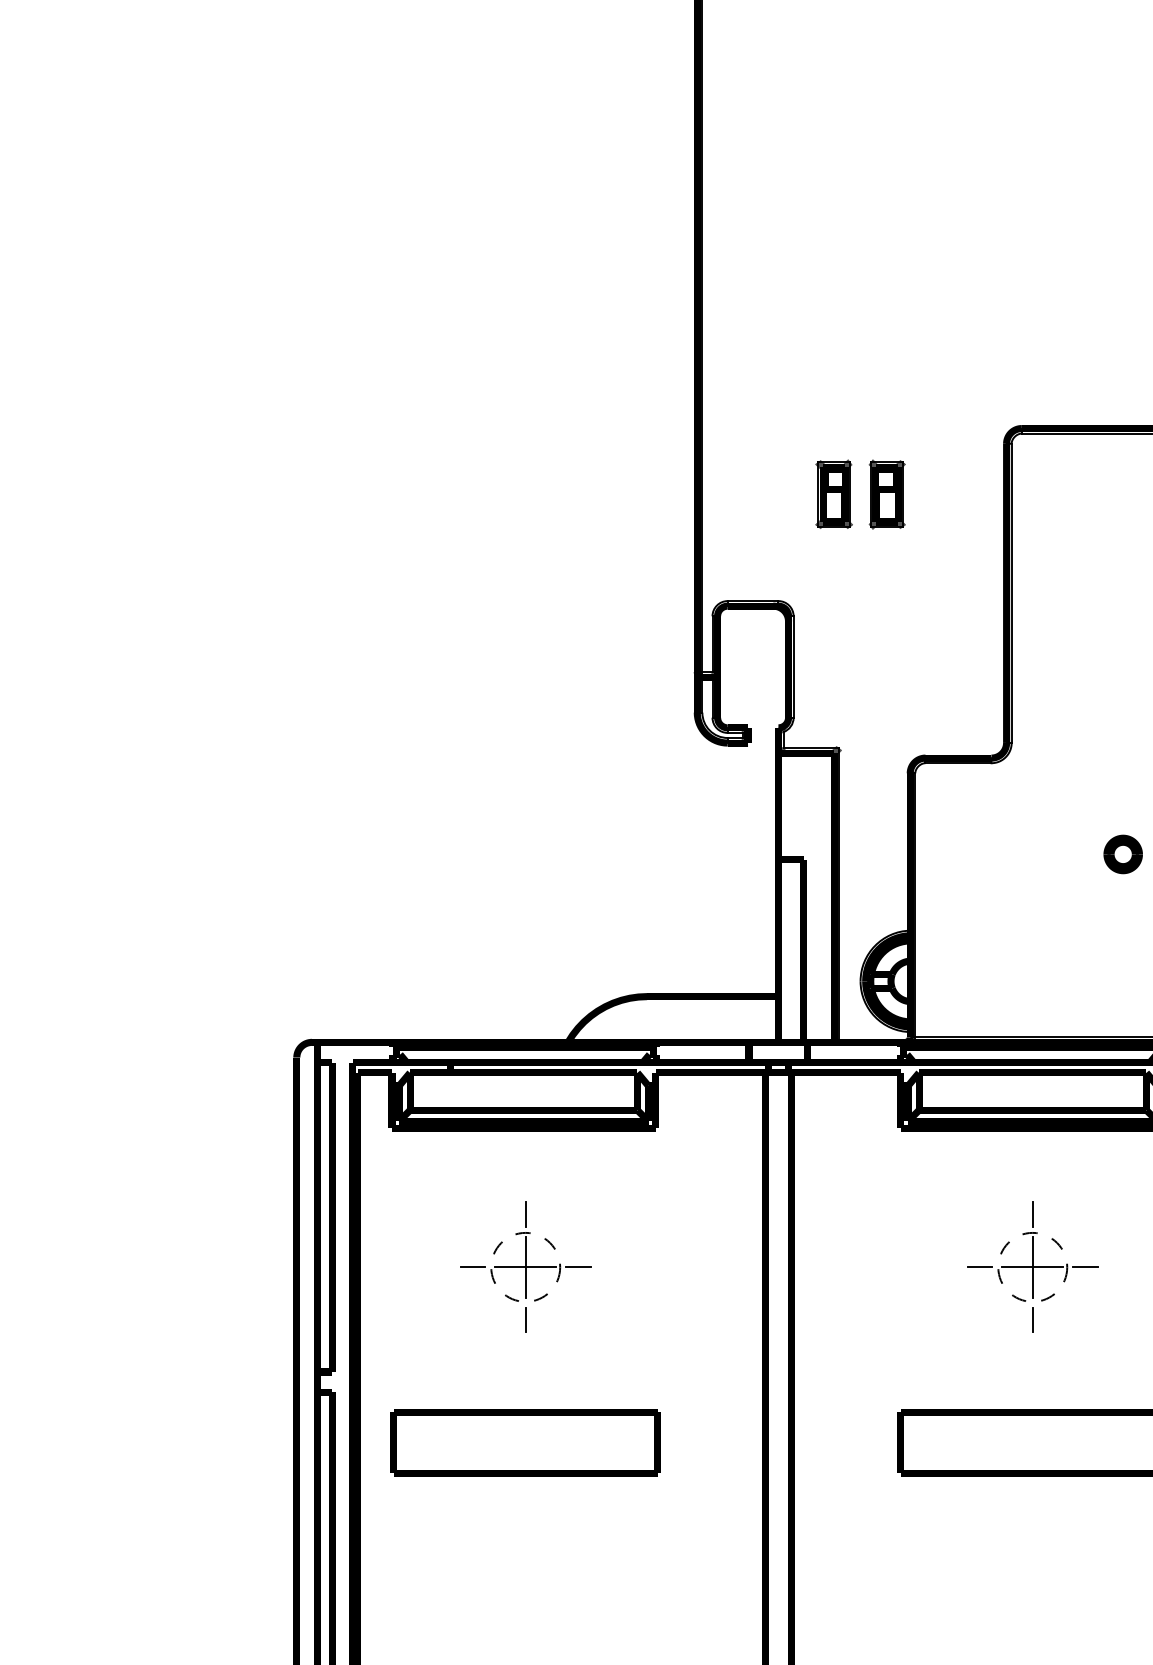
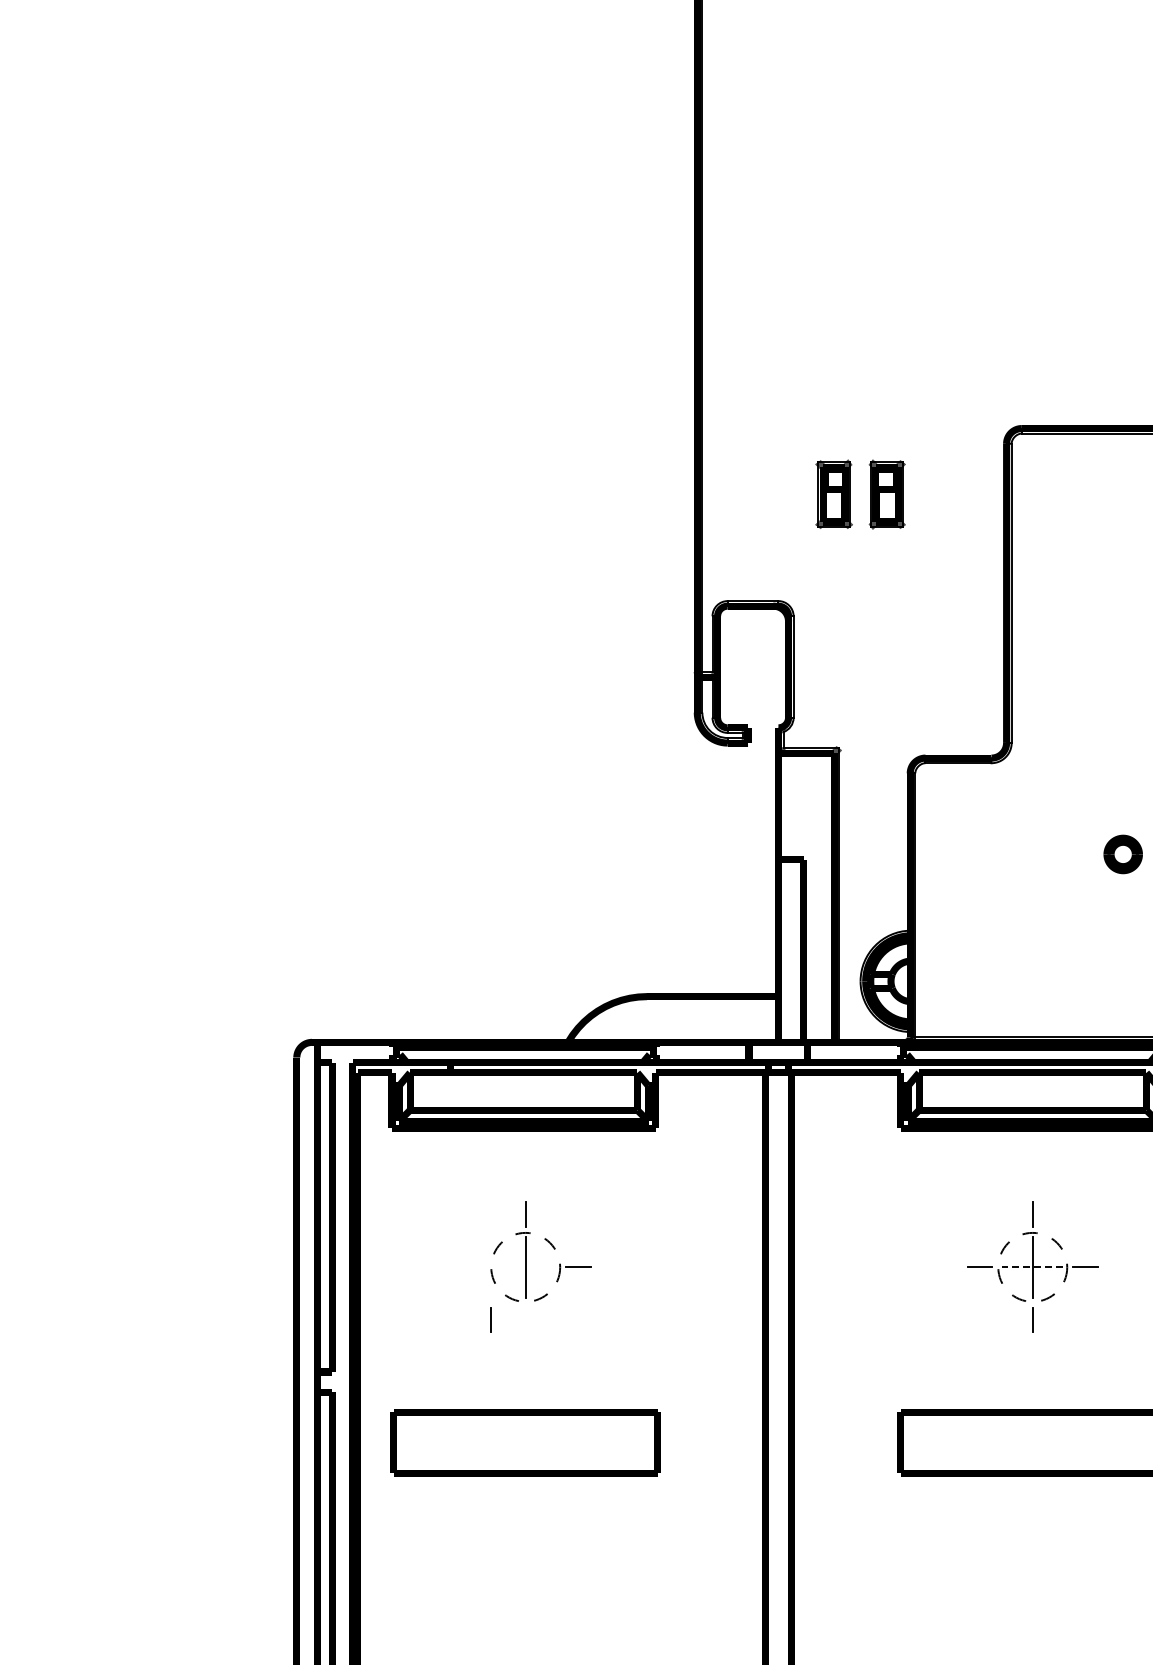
line: present -> none (472, 1267)
line: present -> none (525, 1267)
line: solid -> dashed (1032, 1267)
line position: (525, 1319) -> (490, 1319) (490, 1319)
